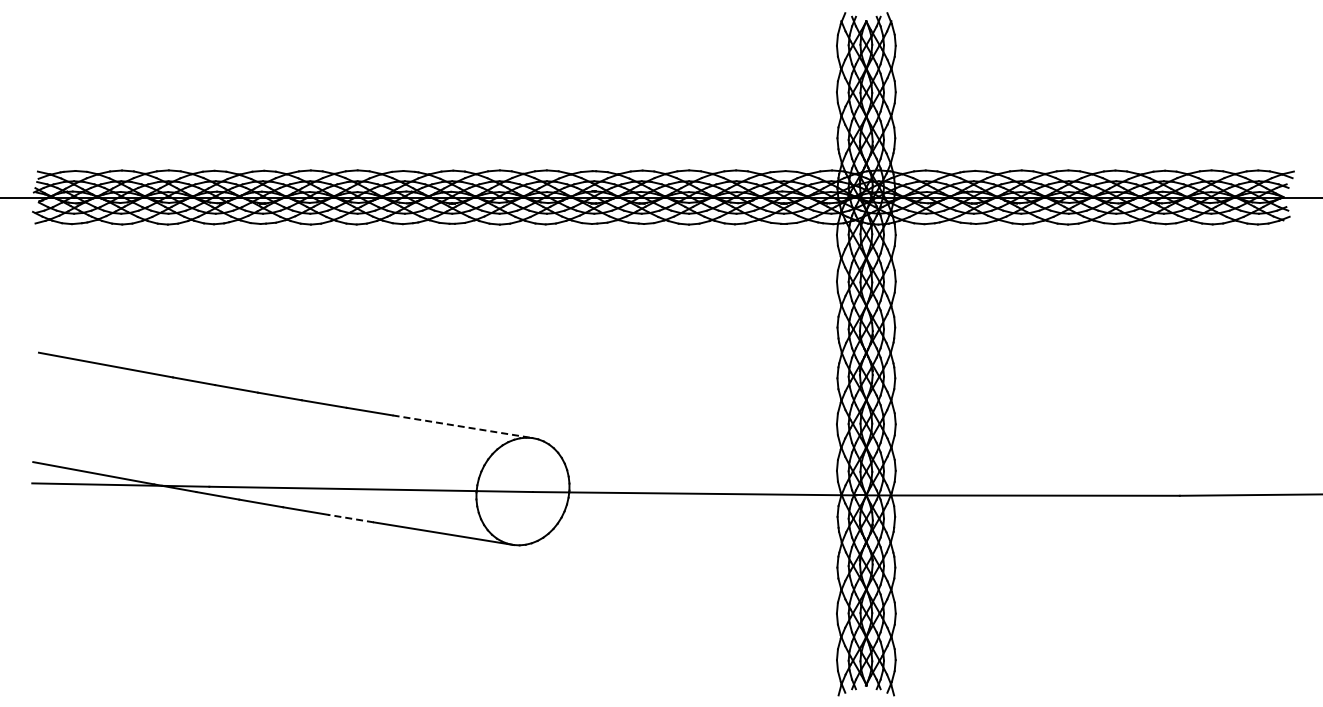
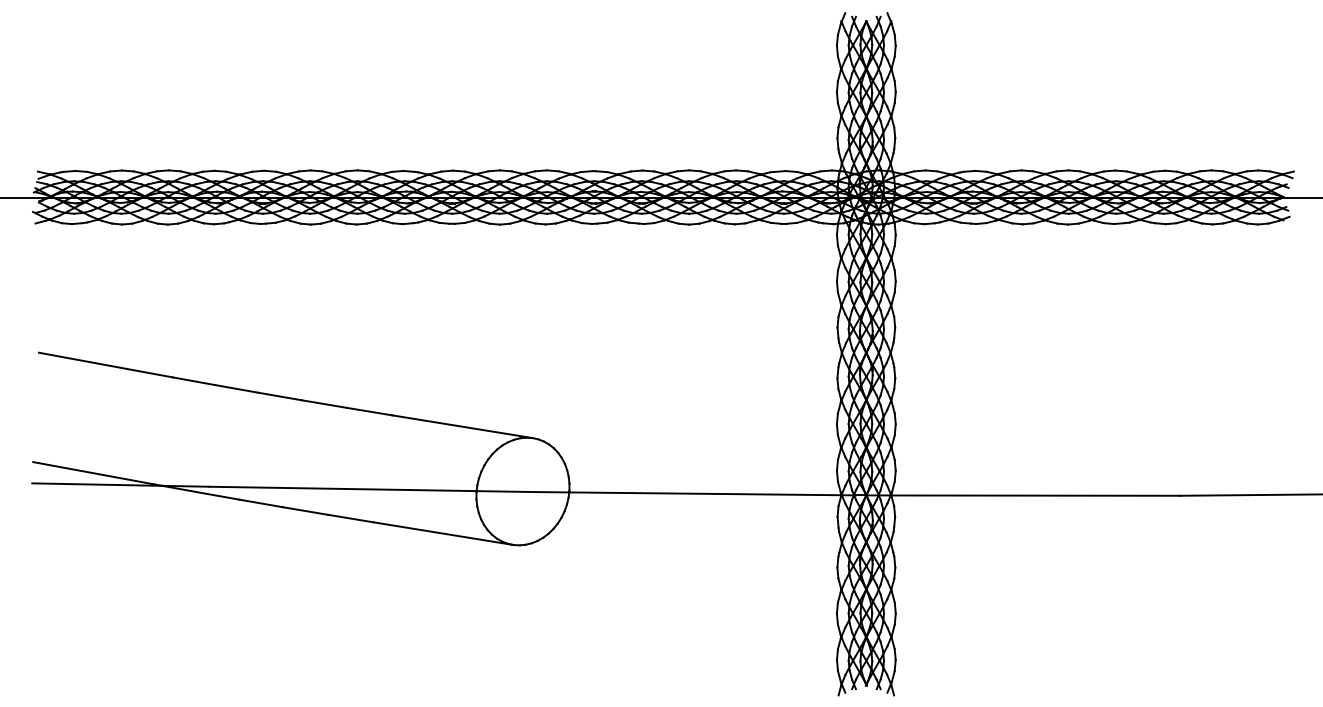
line: dashed -> solid (462, 426)
line: dashed -> solid (350, 518)
